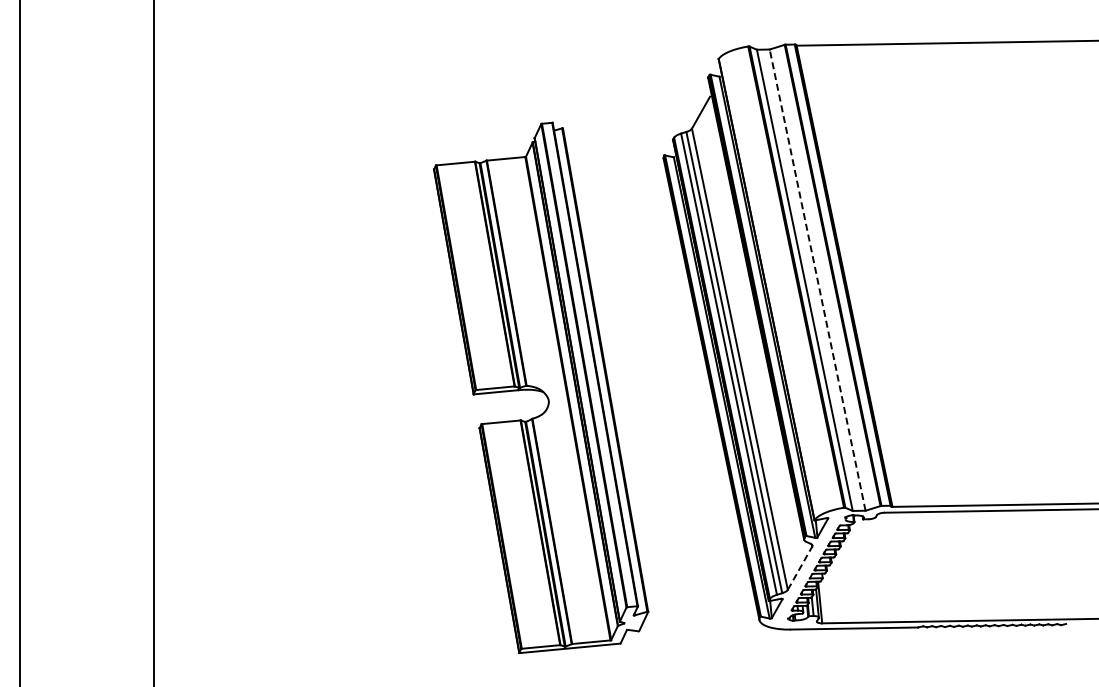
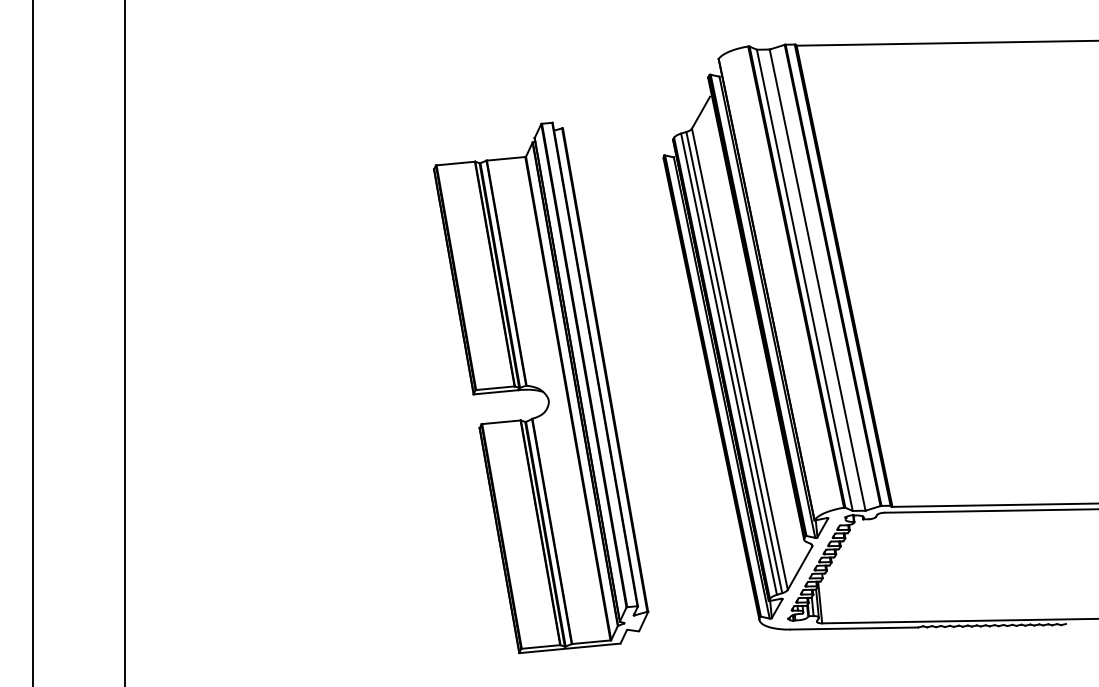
line: dashed -> solid (817, 280)
line position: (19, 342) -> (32, 342) (32, 342)
line position: (153, 342) -> (124, 342) (124, 342)
line: dashed -> solid (799, 568)
